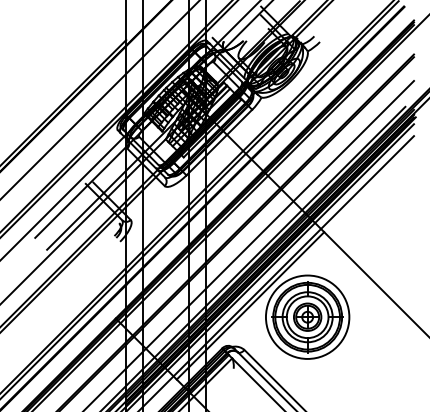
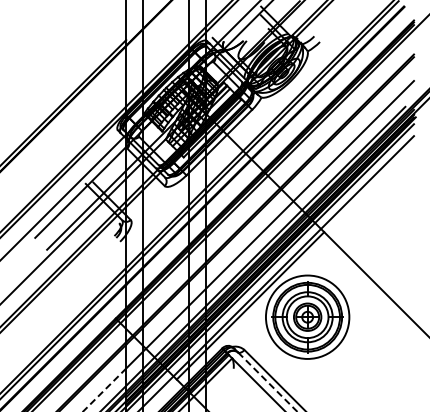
line: present -> none (99, 99)
line: solid -> dashed (267, 382)
line: solid -> dashed (105, 389)
